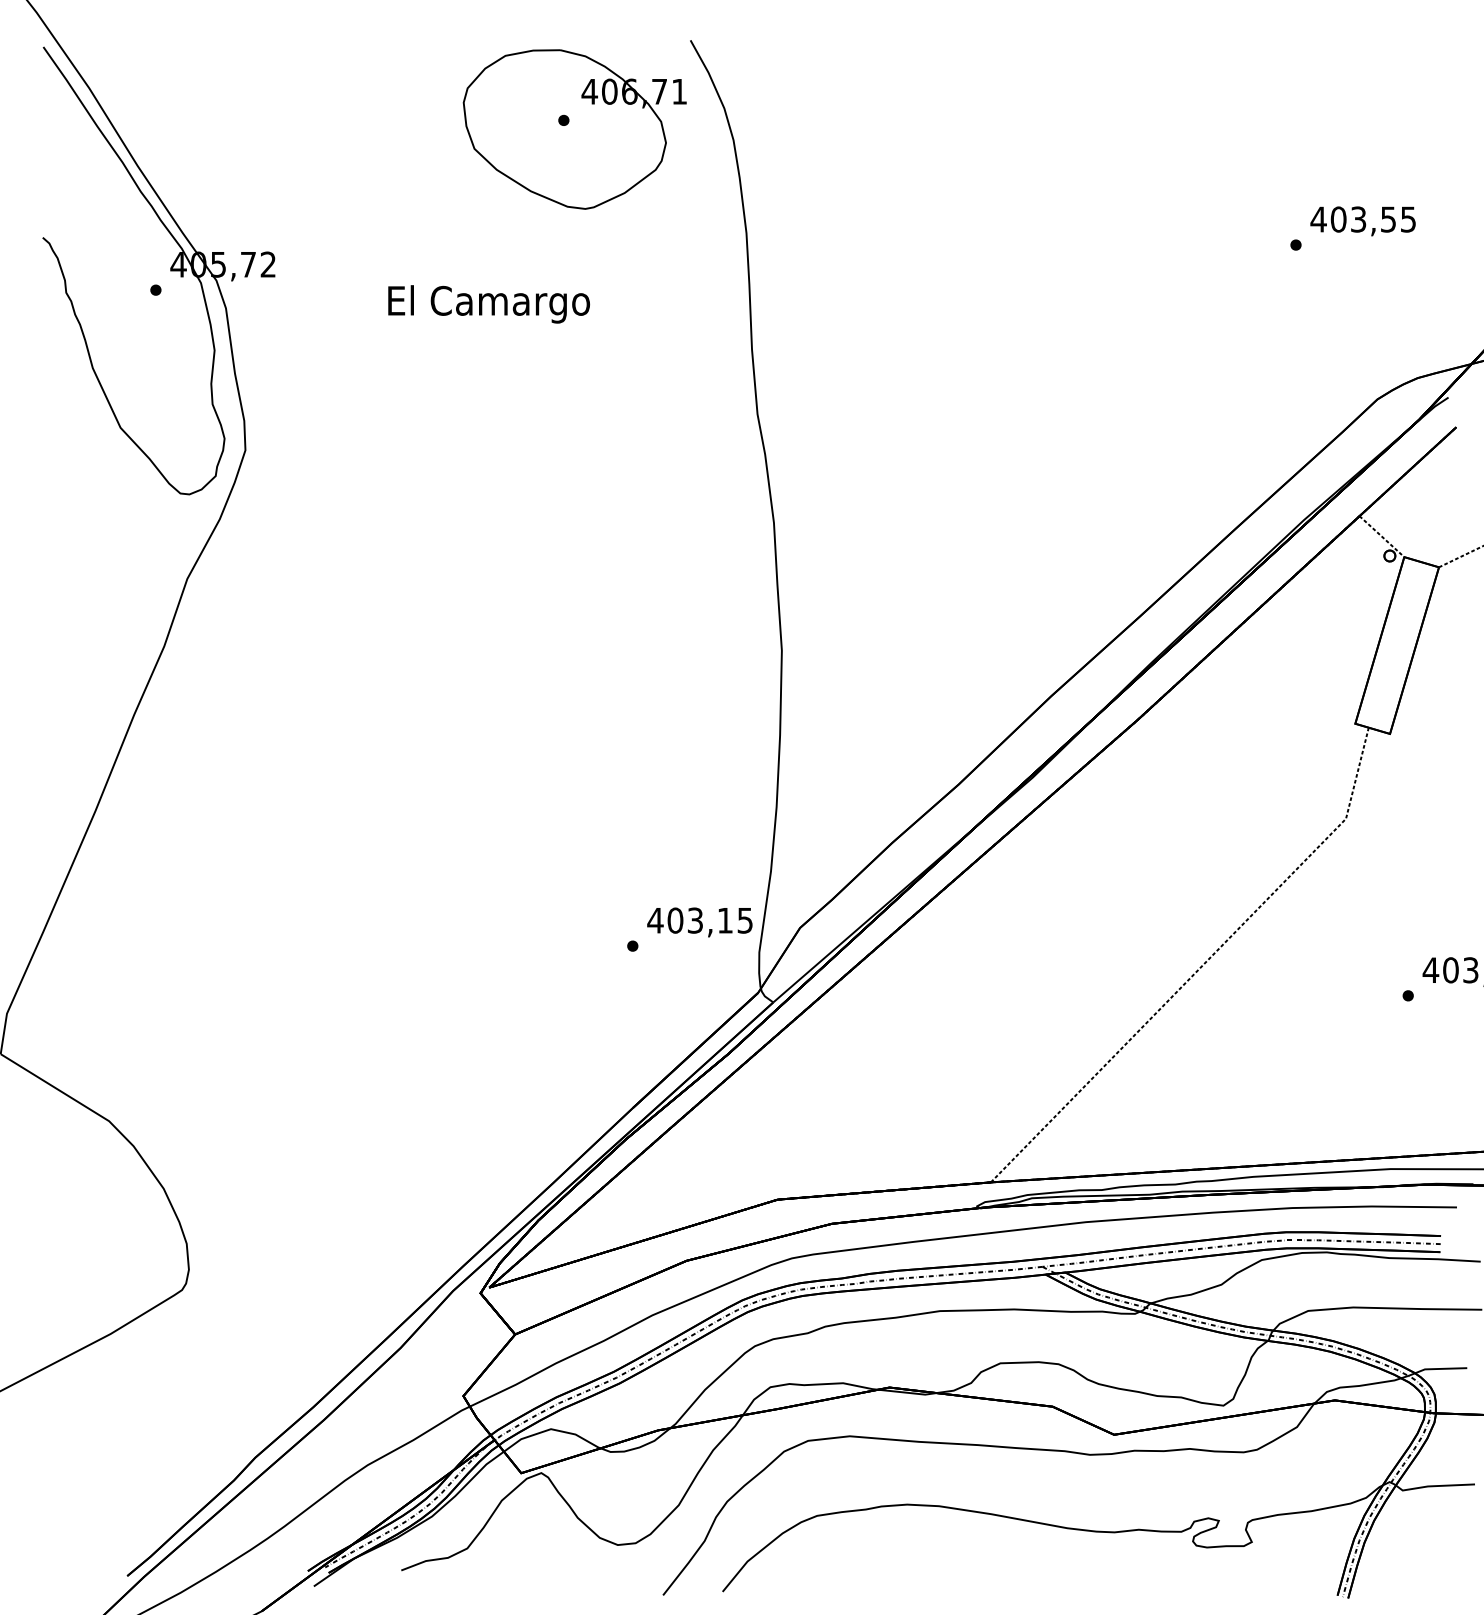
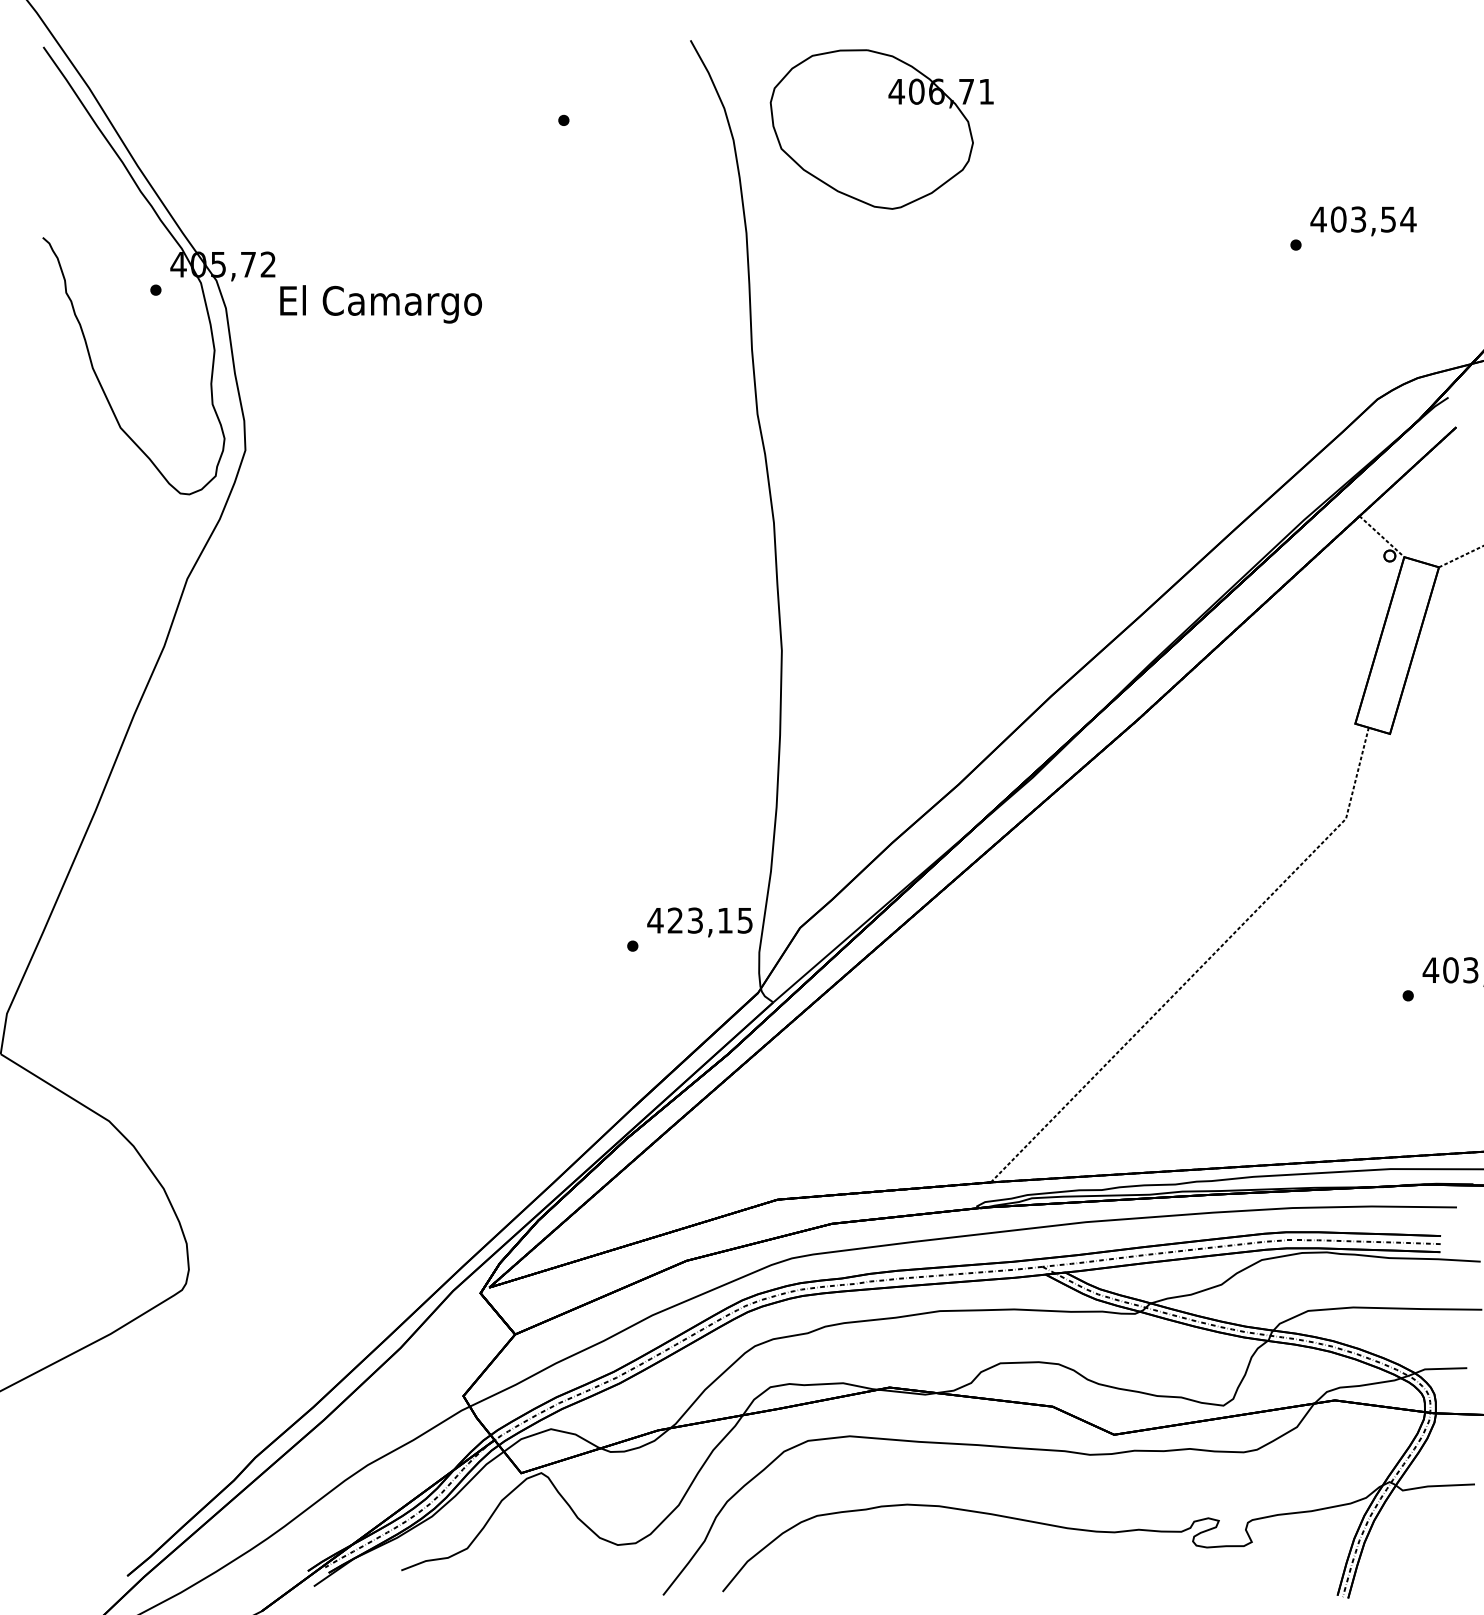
part position: (574, 129) -> (881, 129) (881, 129)
text: 403,55 -> 403,54 (1408, 219)
text position: (488, 304) -> (380, 304) (380, 304)
text: 403,15 -> 423,15 (675, 920)
